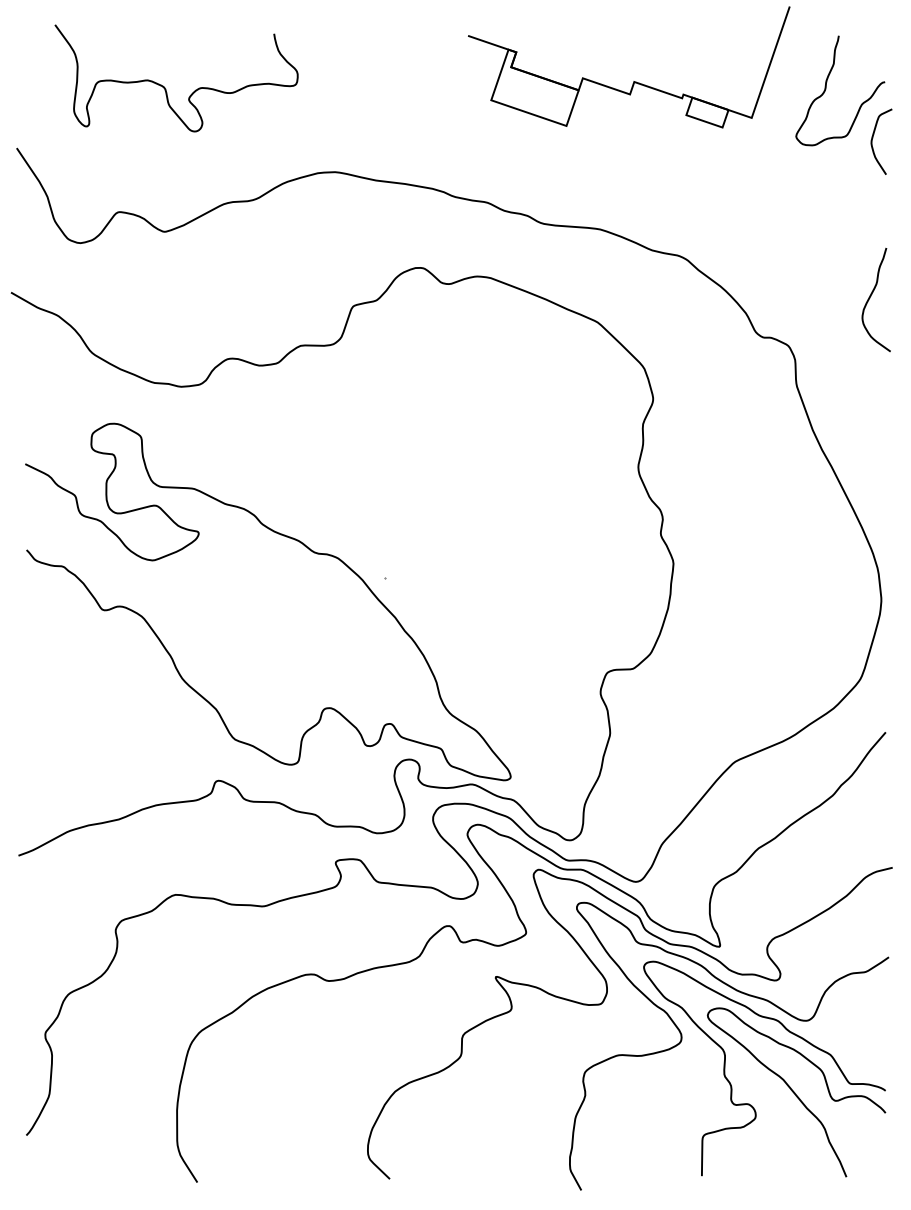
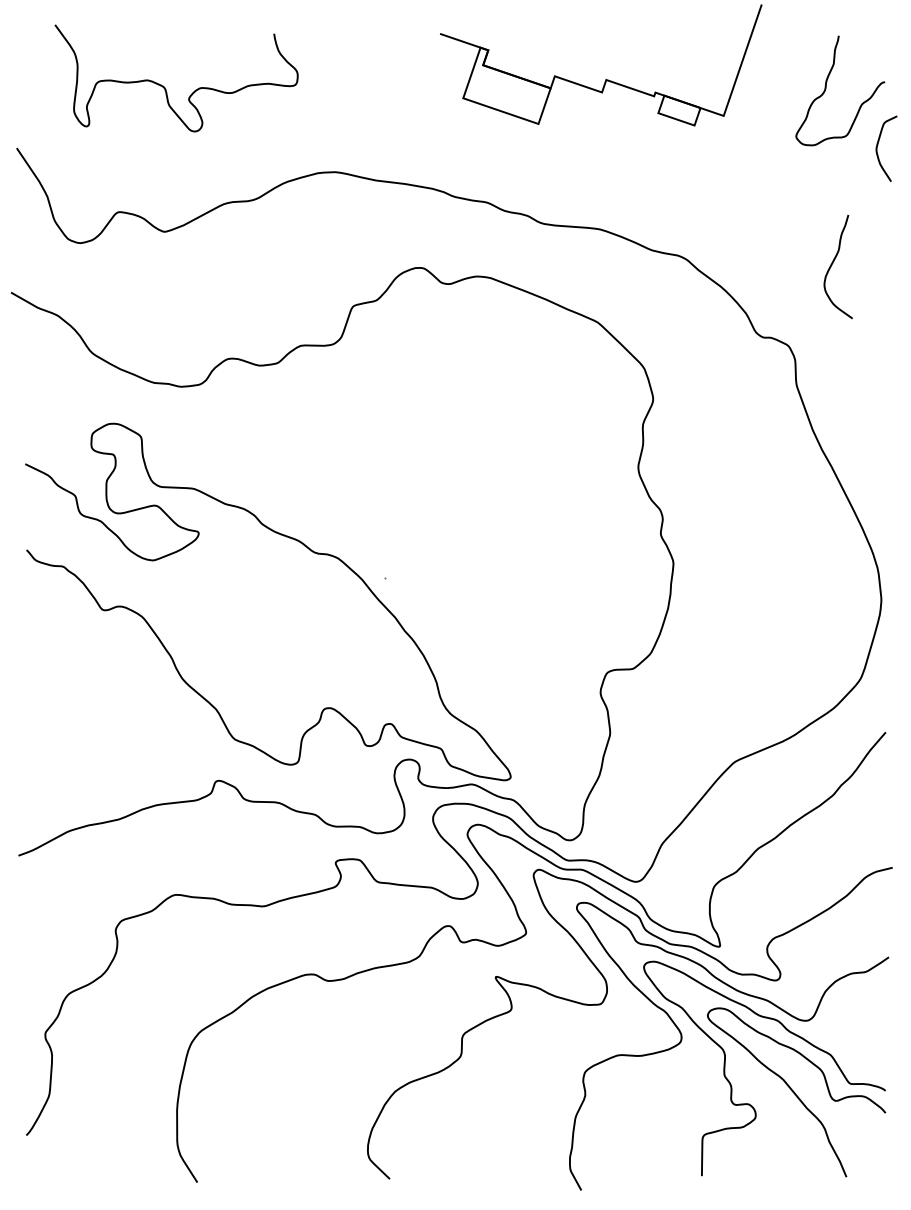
part position: (633, 81) -> (605, 79) (605, 79)
curve position: (873, 138) -> (878, 145) (878, 145)
curve position: (871, 296) -> (833, 263) (833, 263)
